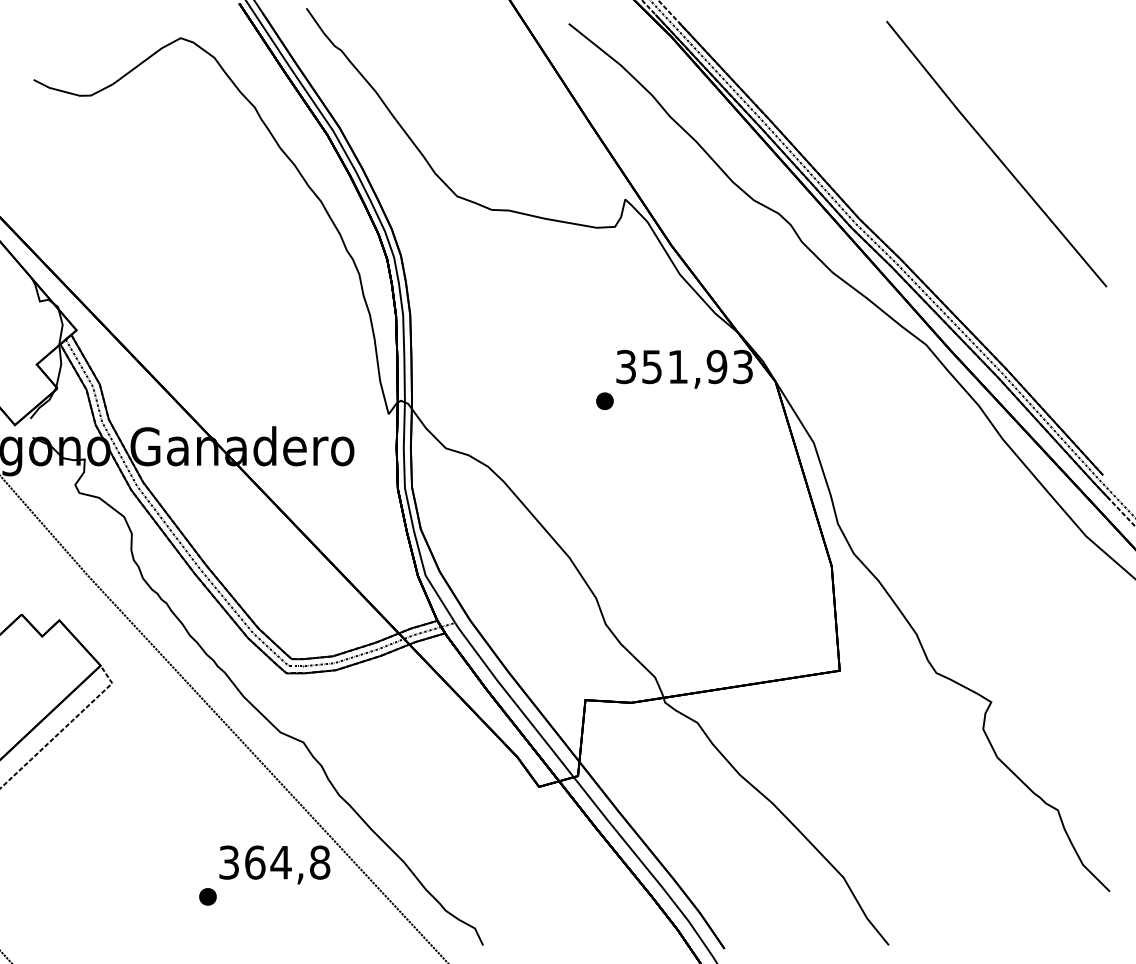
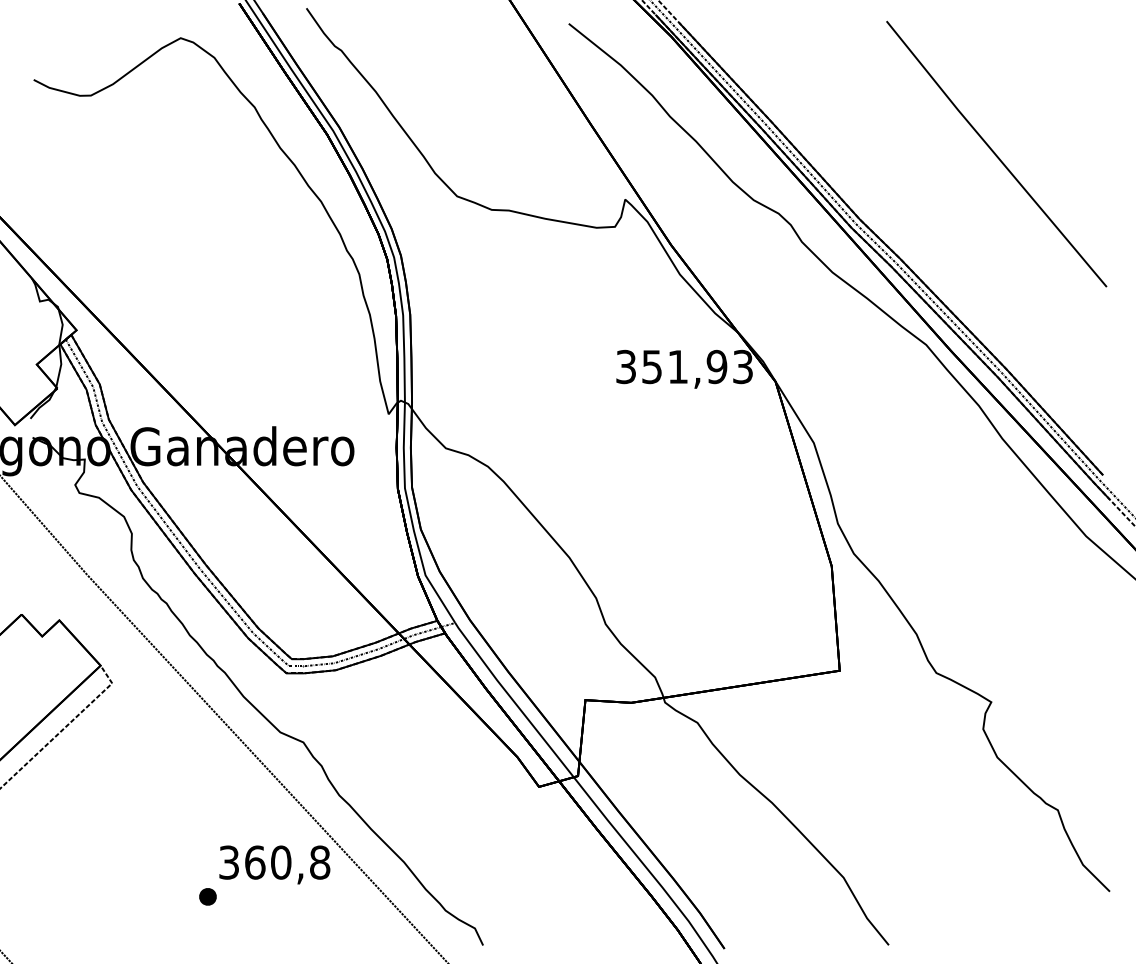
part: present -> none (604, 400)
text: 364,8 -> 360,8 (280, 862)
